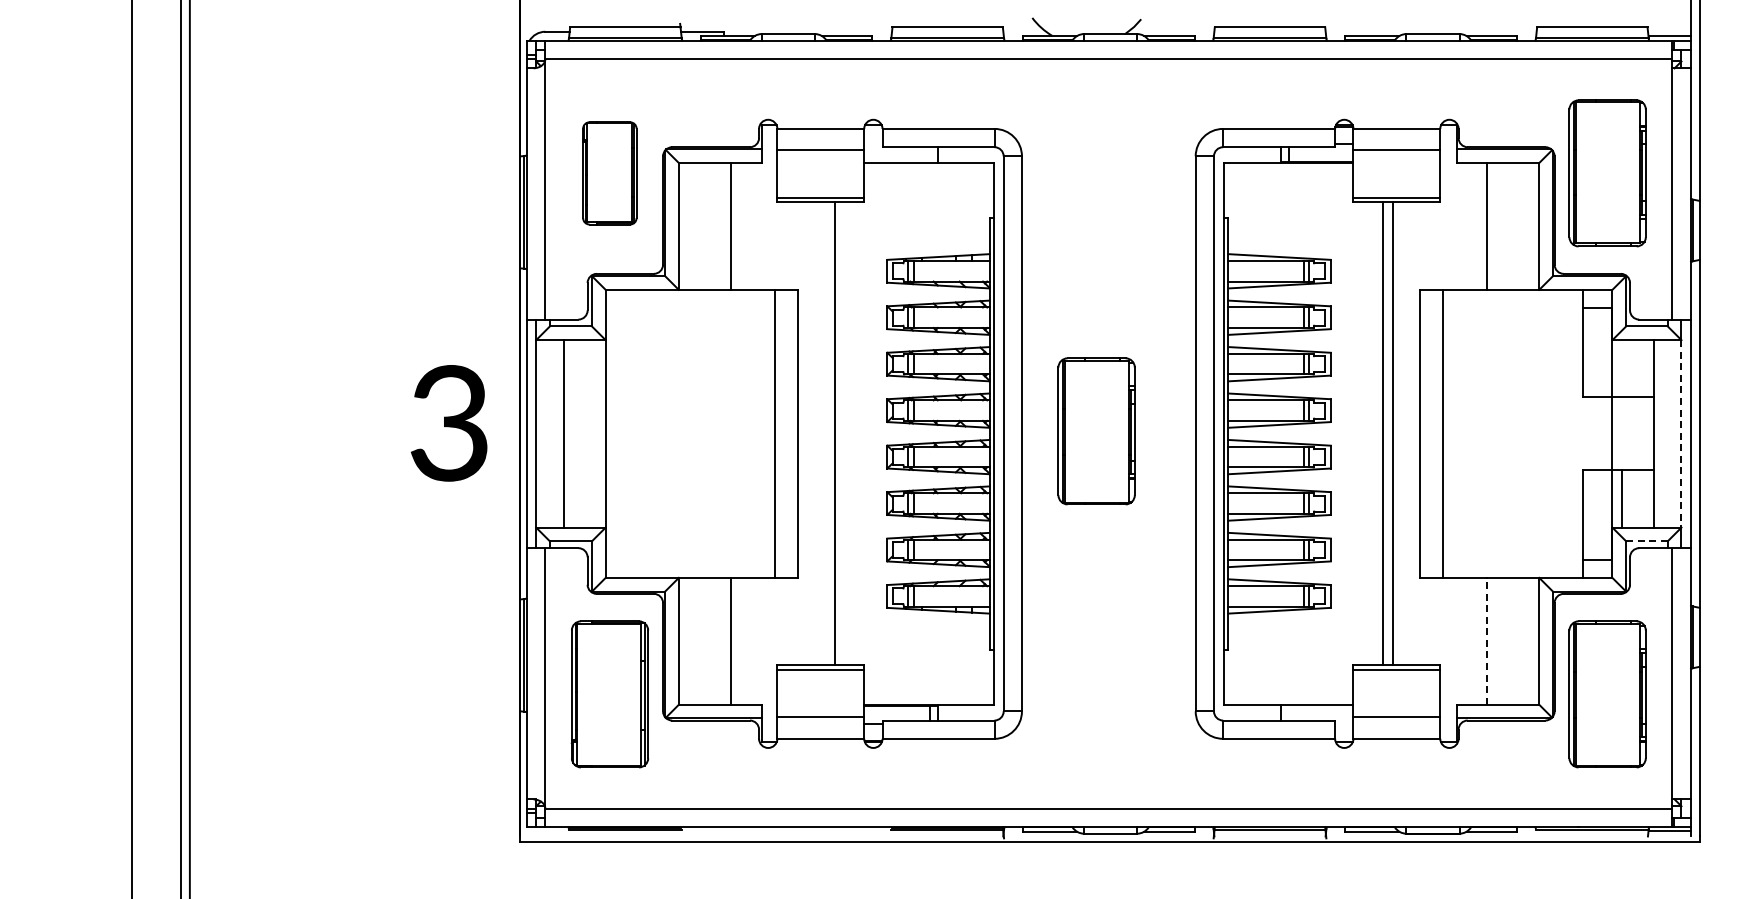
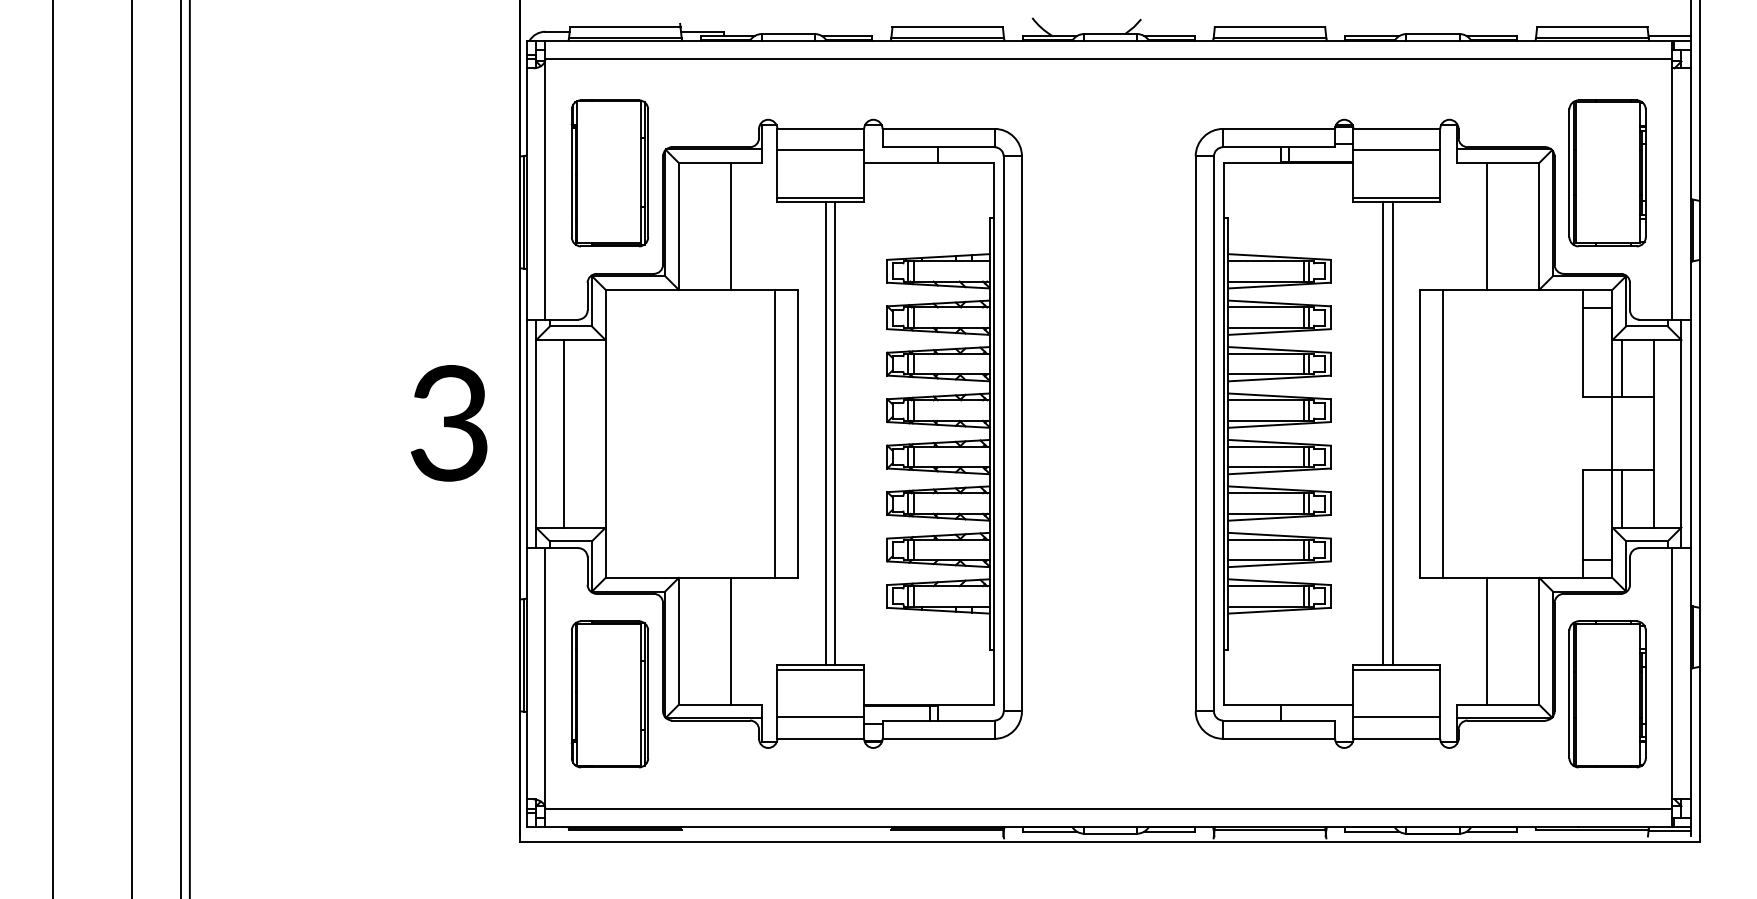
part size: 56x105 px -> 79x149 px (609, 173)
line: none -> present (1622, 368)
part: present -> none (1096, 431)
line: none -> present (825, 433)
line: dashed -> solid (1681, 433)
line: none -> present (52, 448)
line: dashed -> solid (1646, 541)
line: dashed -> solid (1486, 640)
